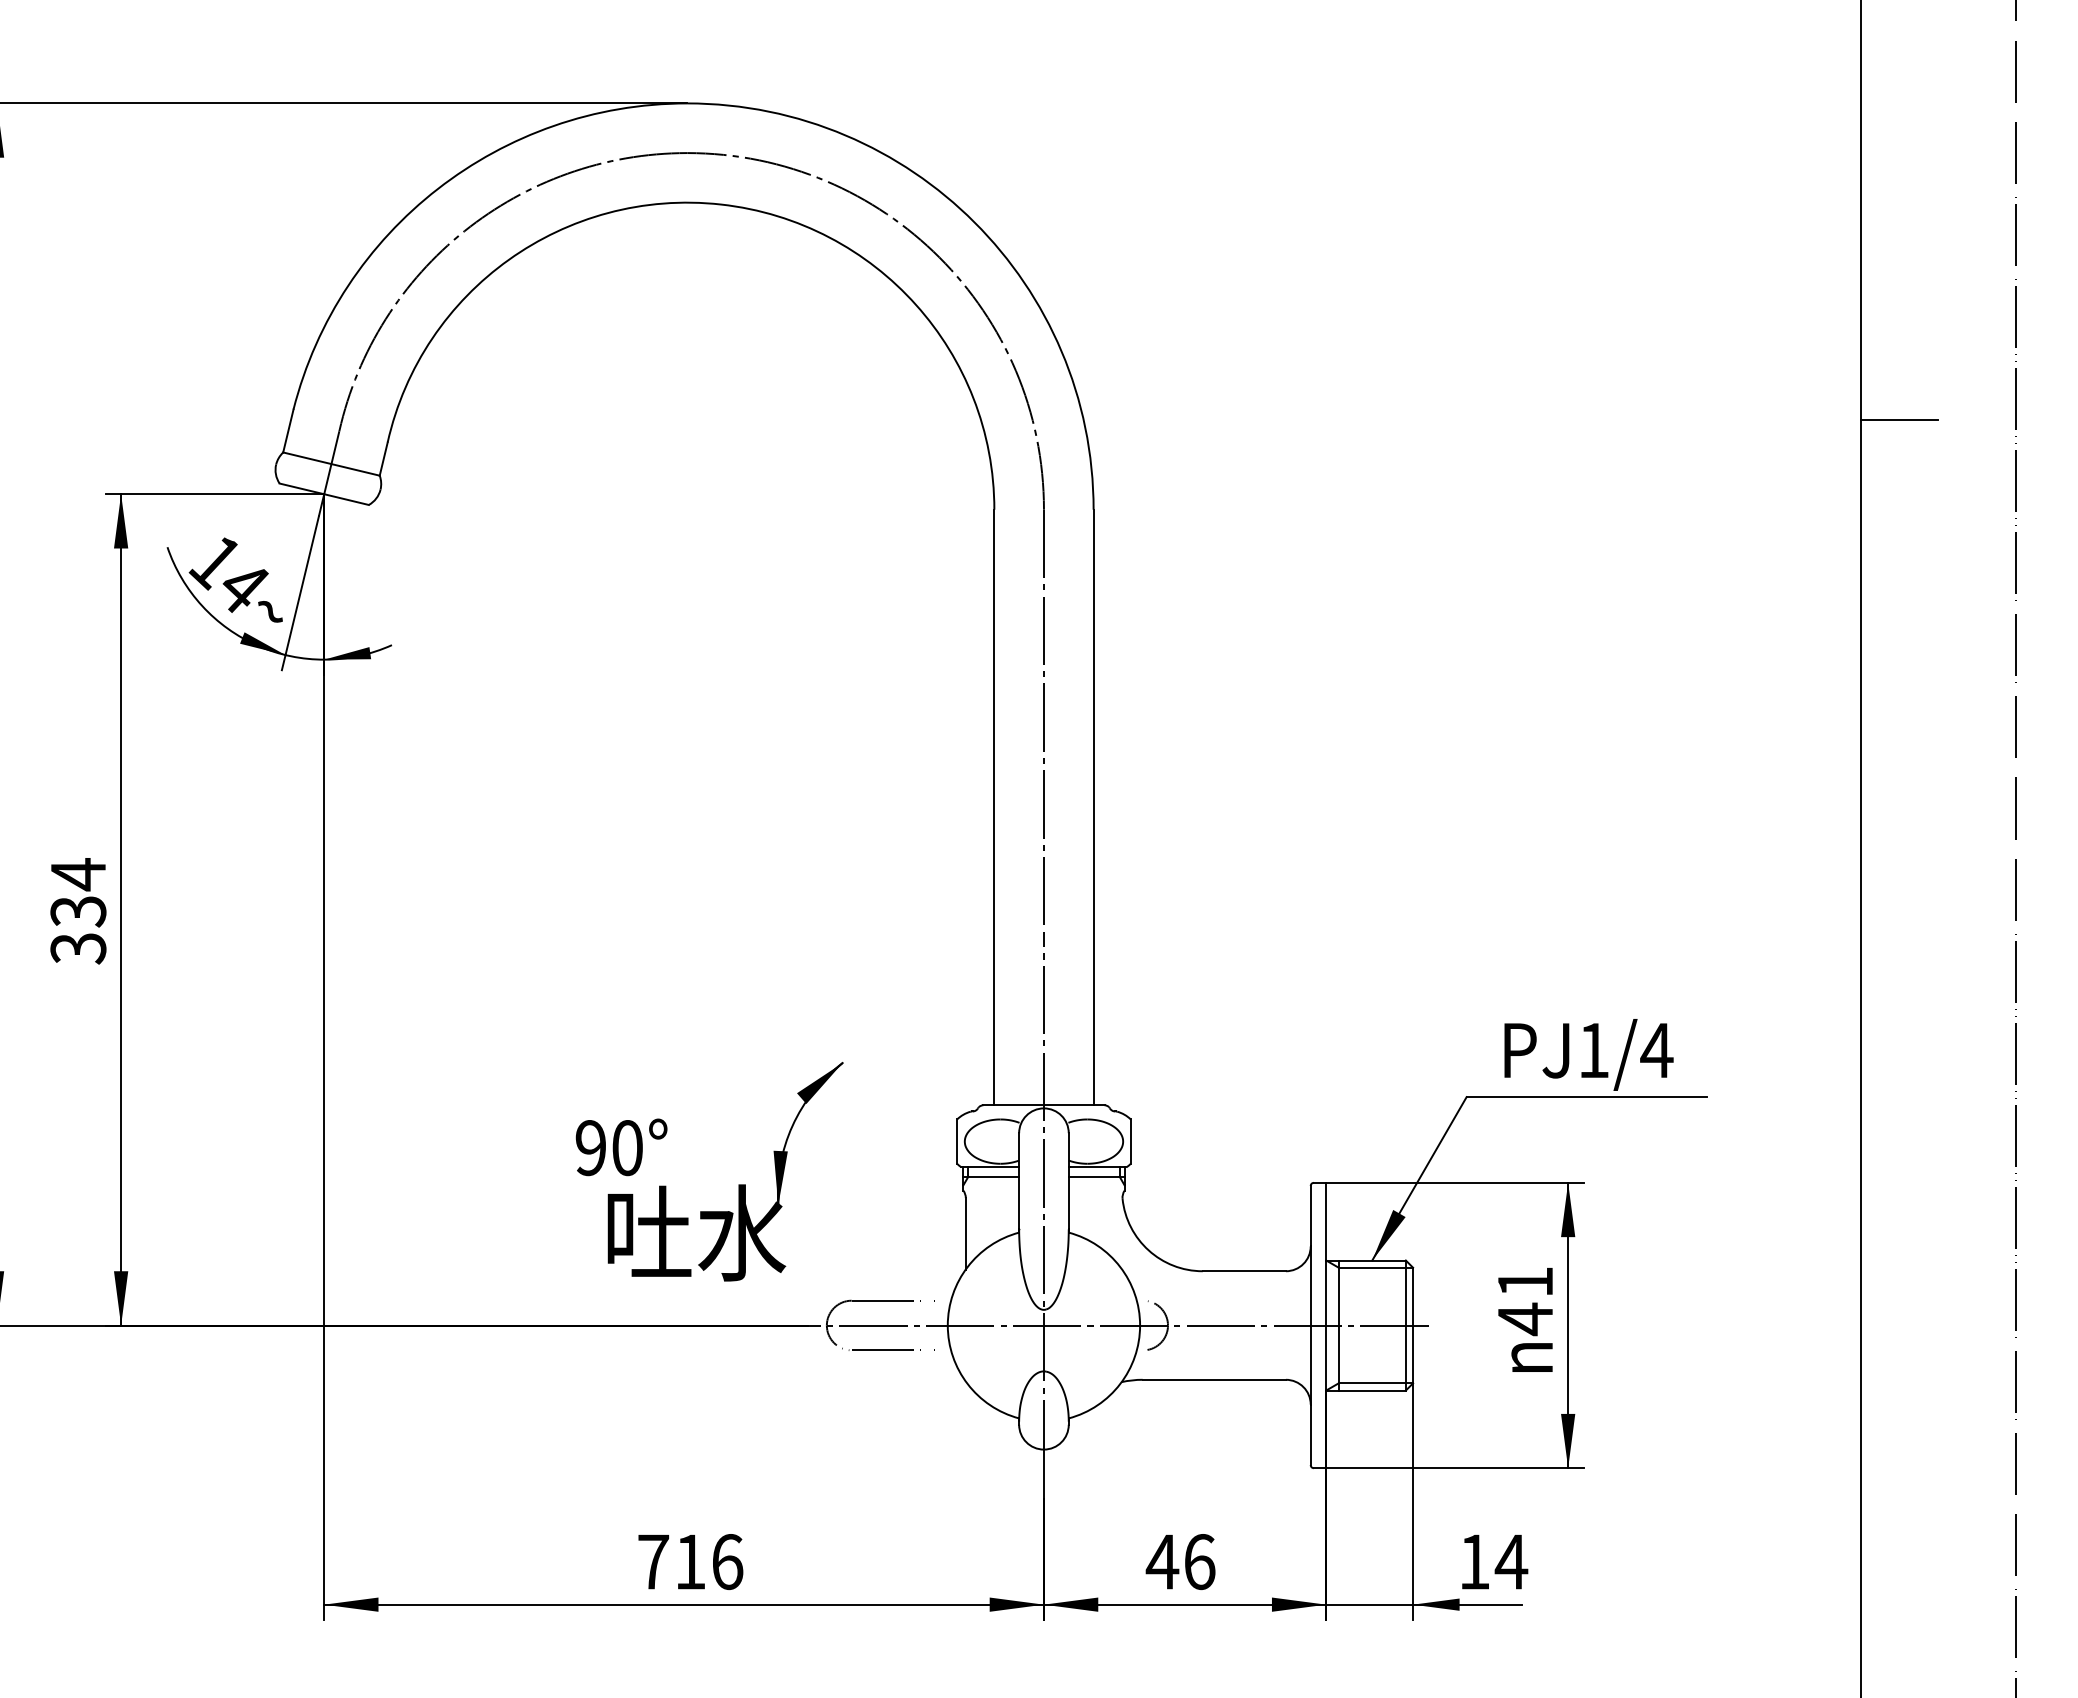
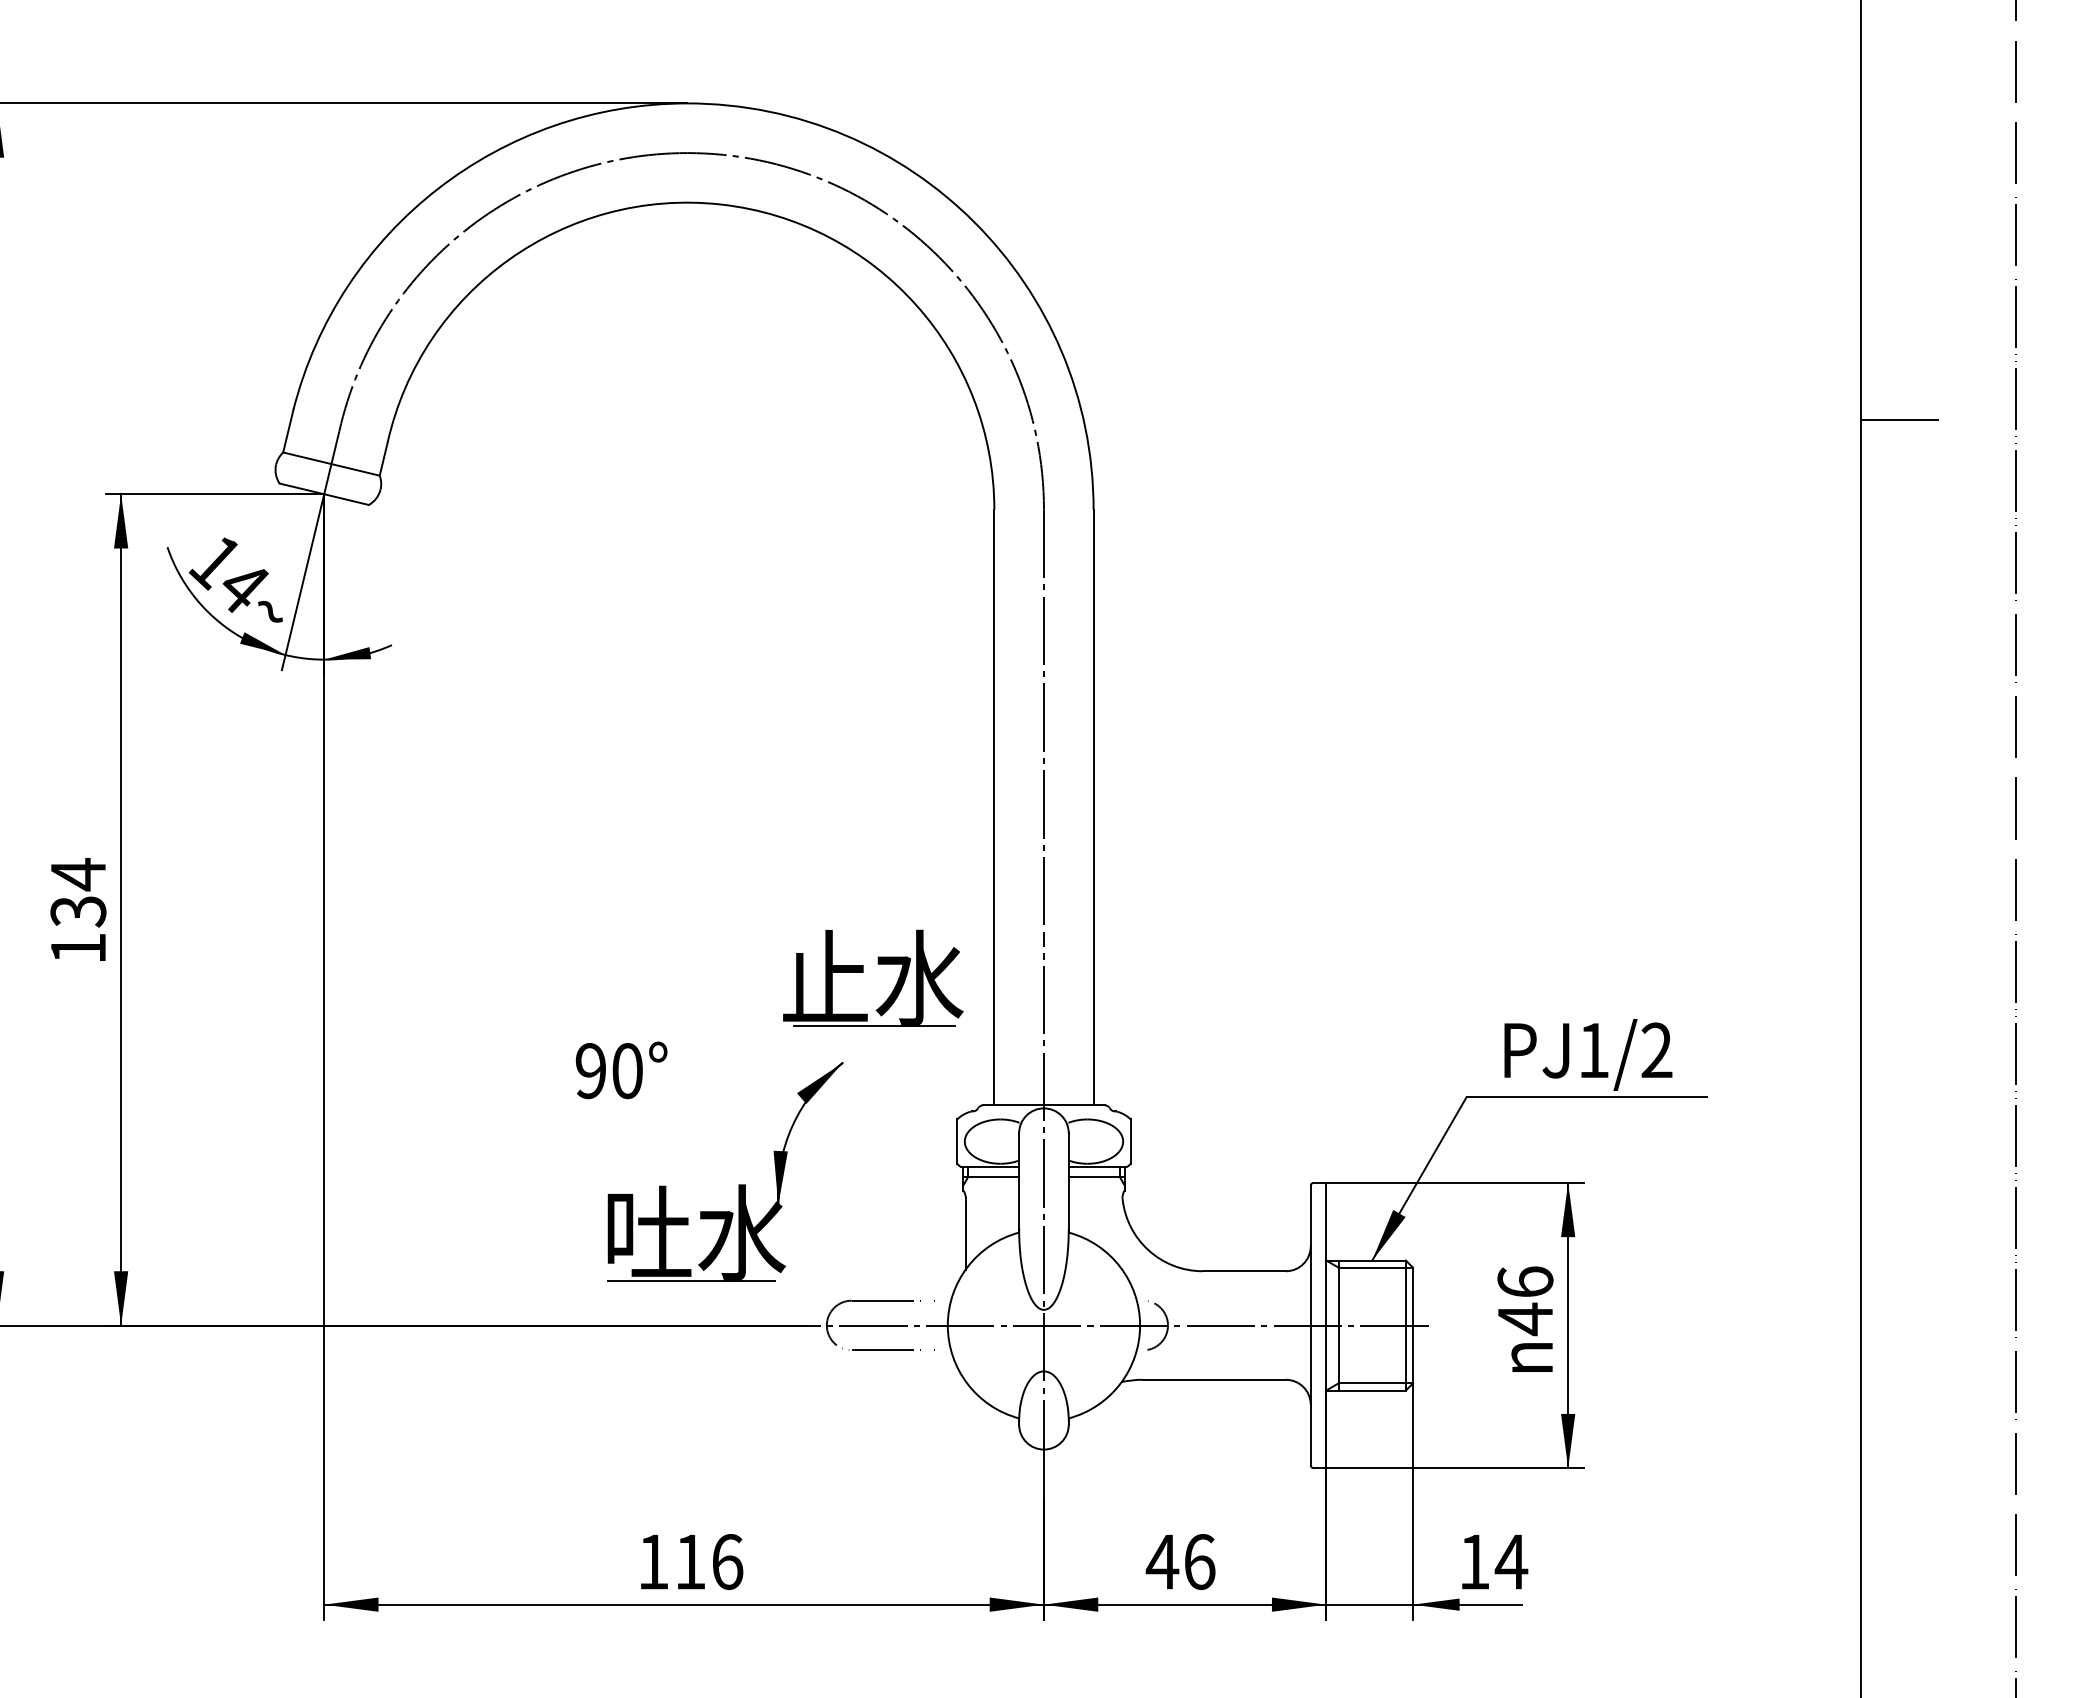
text: 334 -> 134 (78, 948)
part: none -> present (863, 972)
text: PJ1/4 -> PJ1/2 (1656, 1049)
text position: (621, 1147) -> (621, 1070) (621, 1070)
line: none -> present (691, 1280)
text: 41 -> 46 (1525, 1281)
text: 716 -> 116 (653, 1561)
